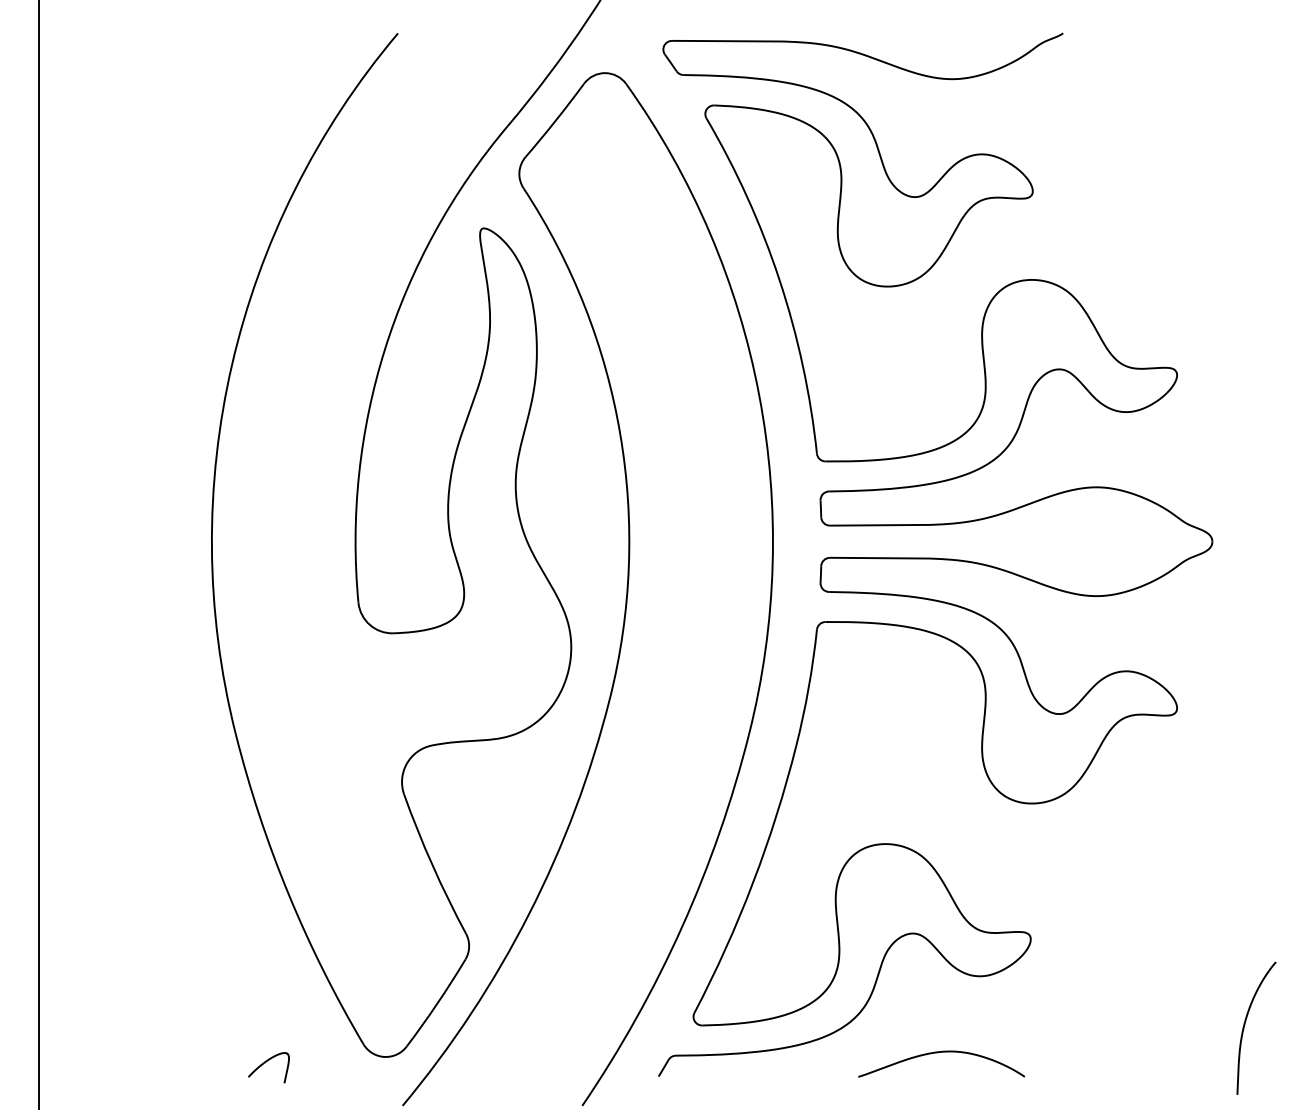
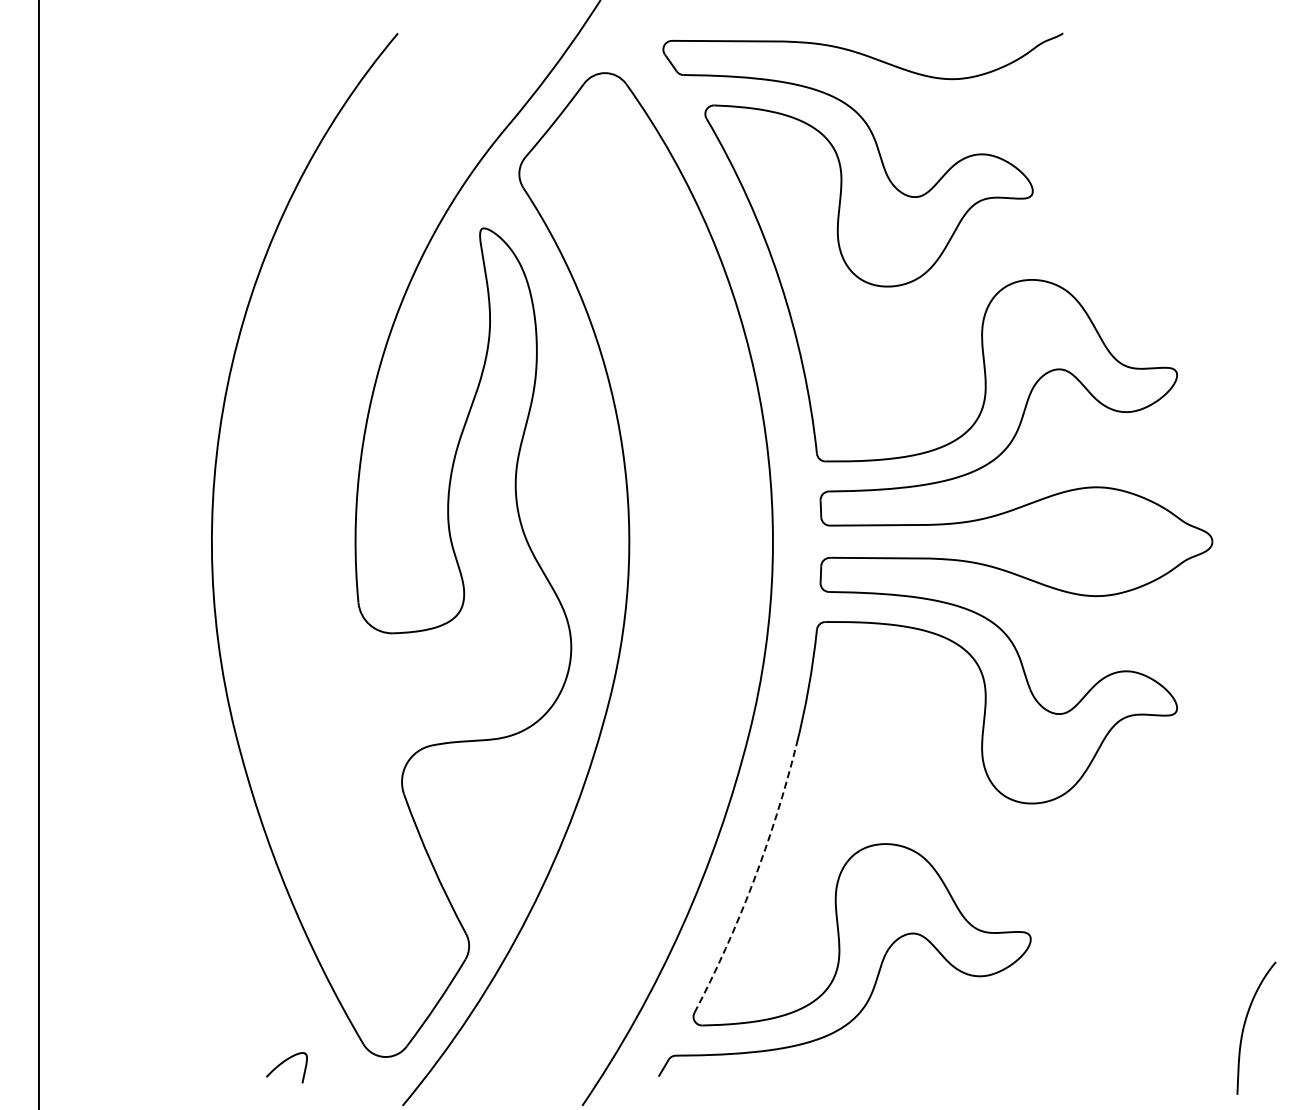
arc: solid -> dashed (753, 882)
curve: present -> none (938, 1053)
curve position: (265, 1063) -> (283, 1063) (283, 1063)
